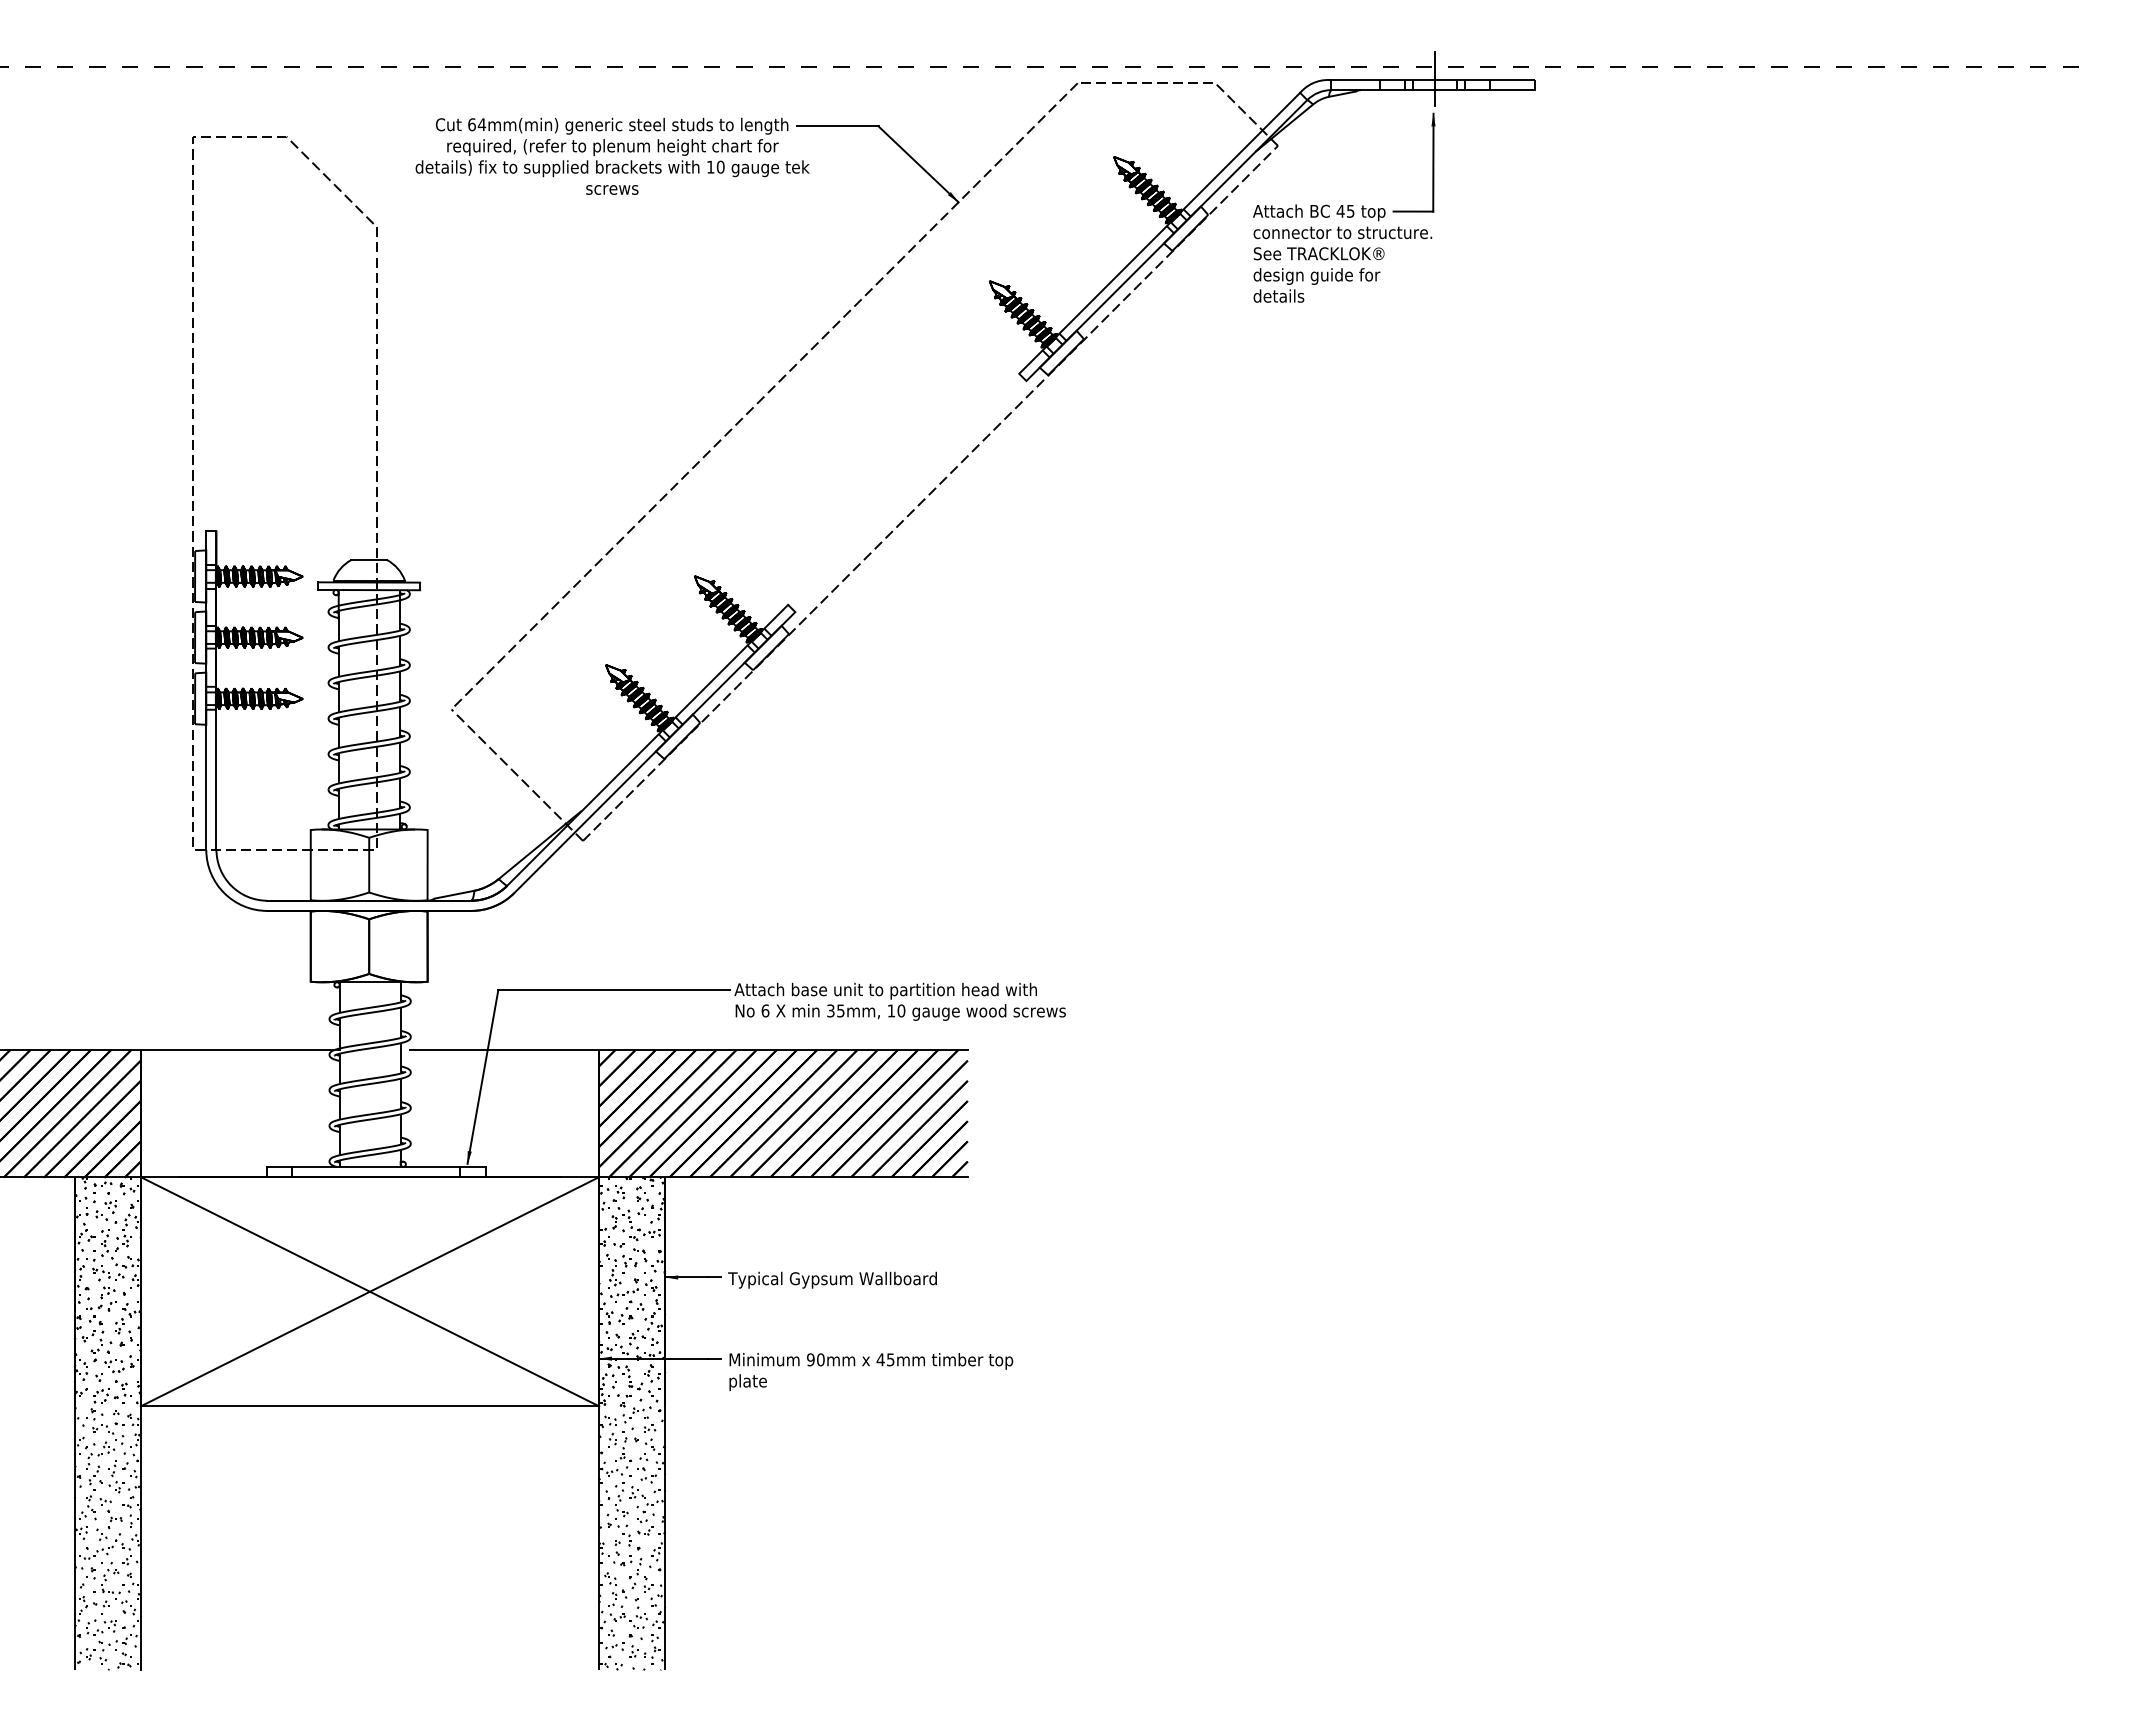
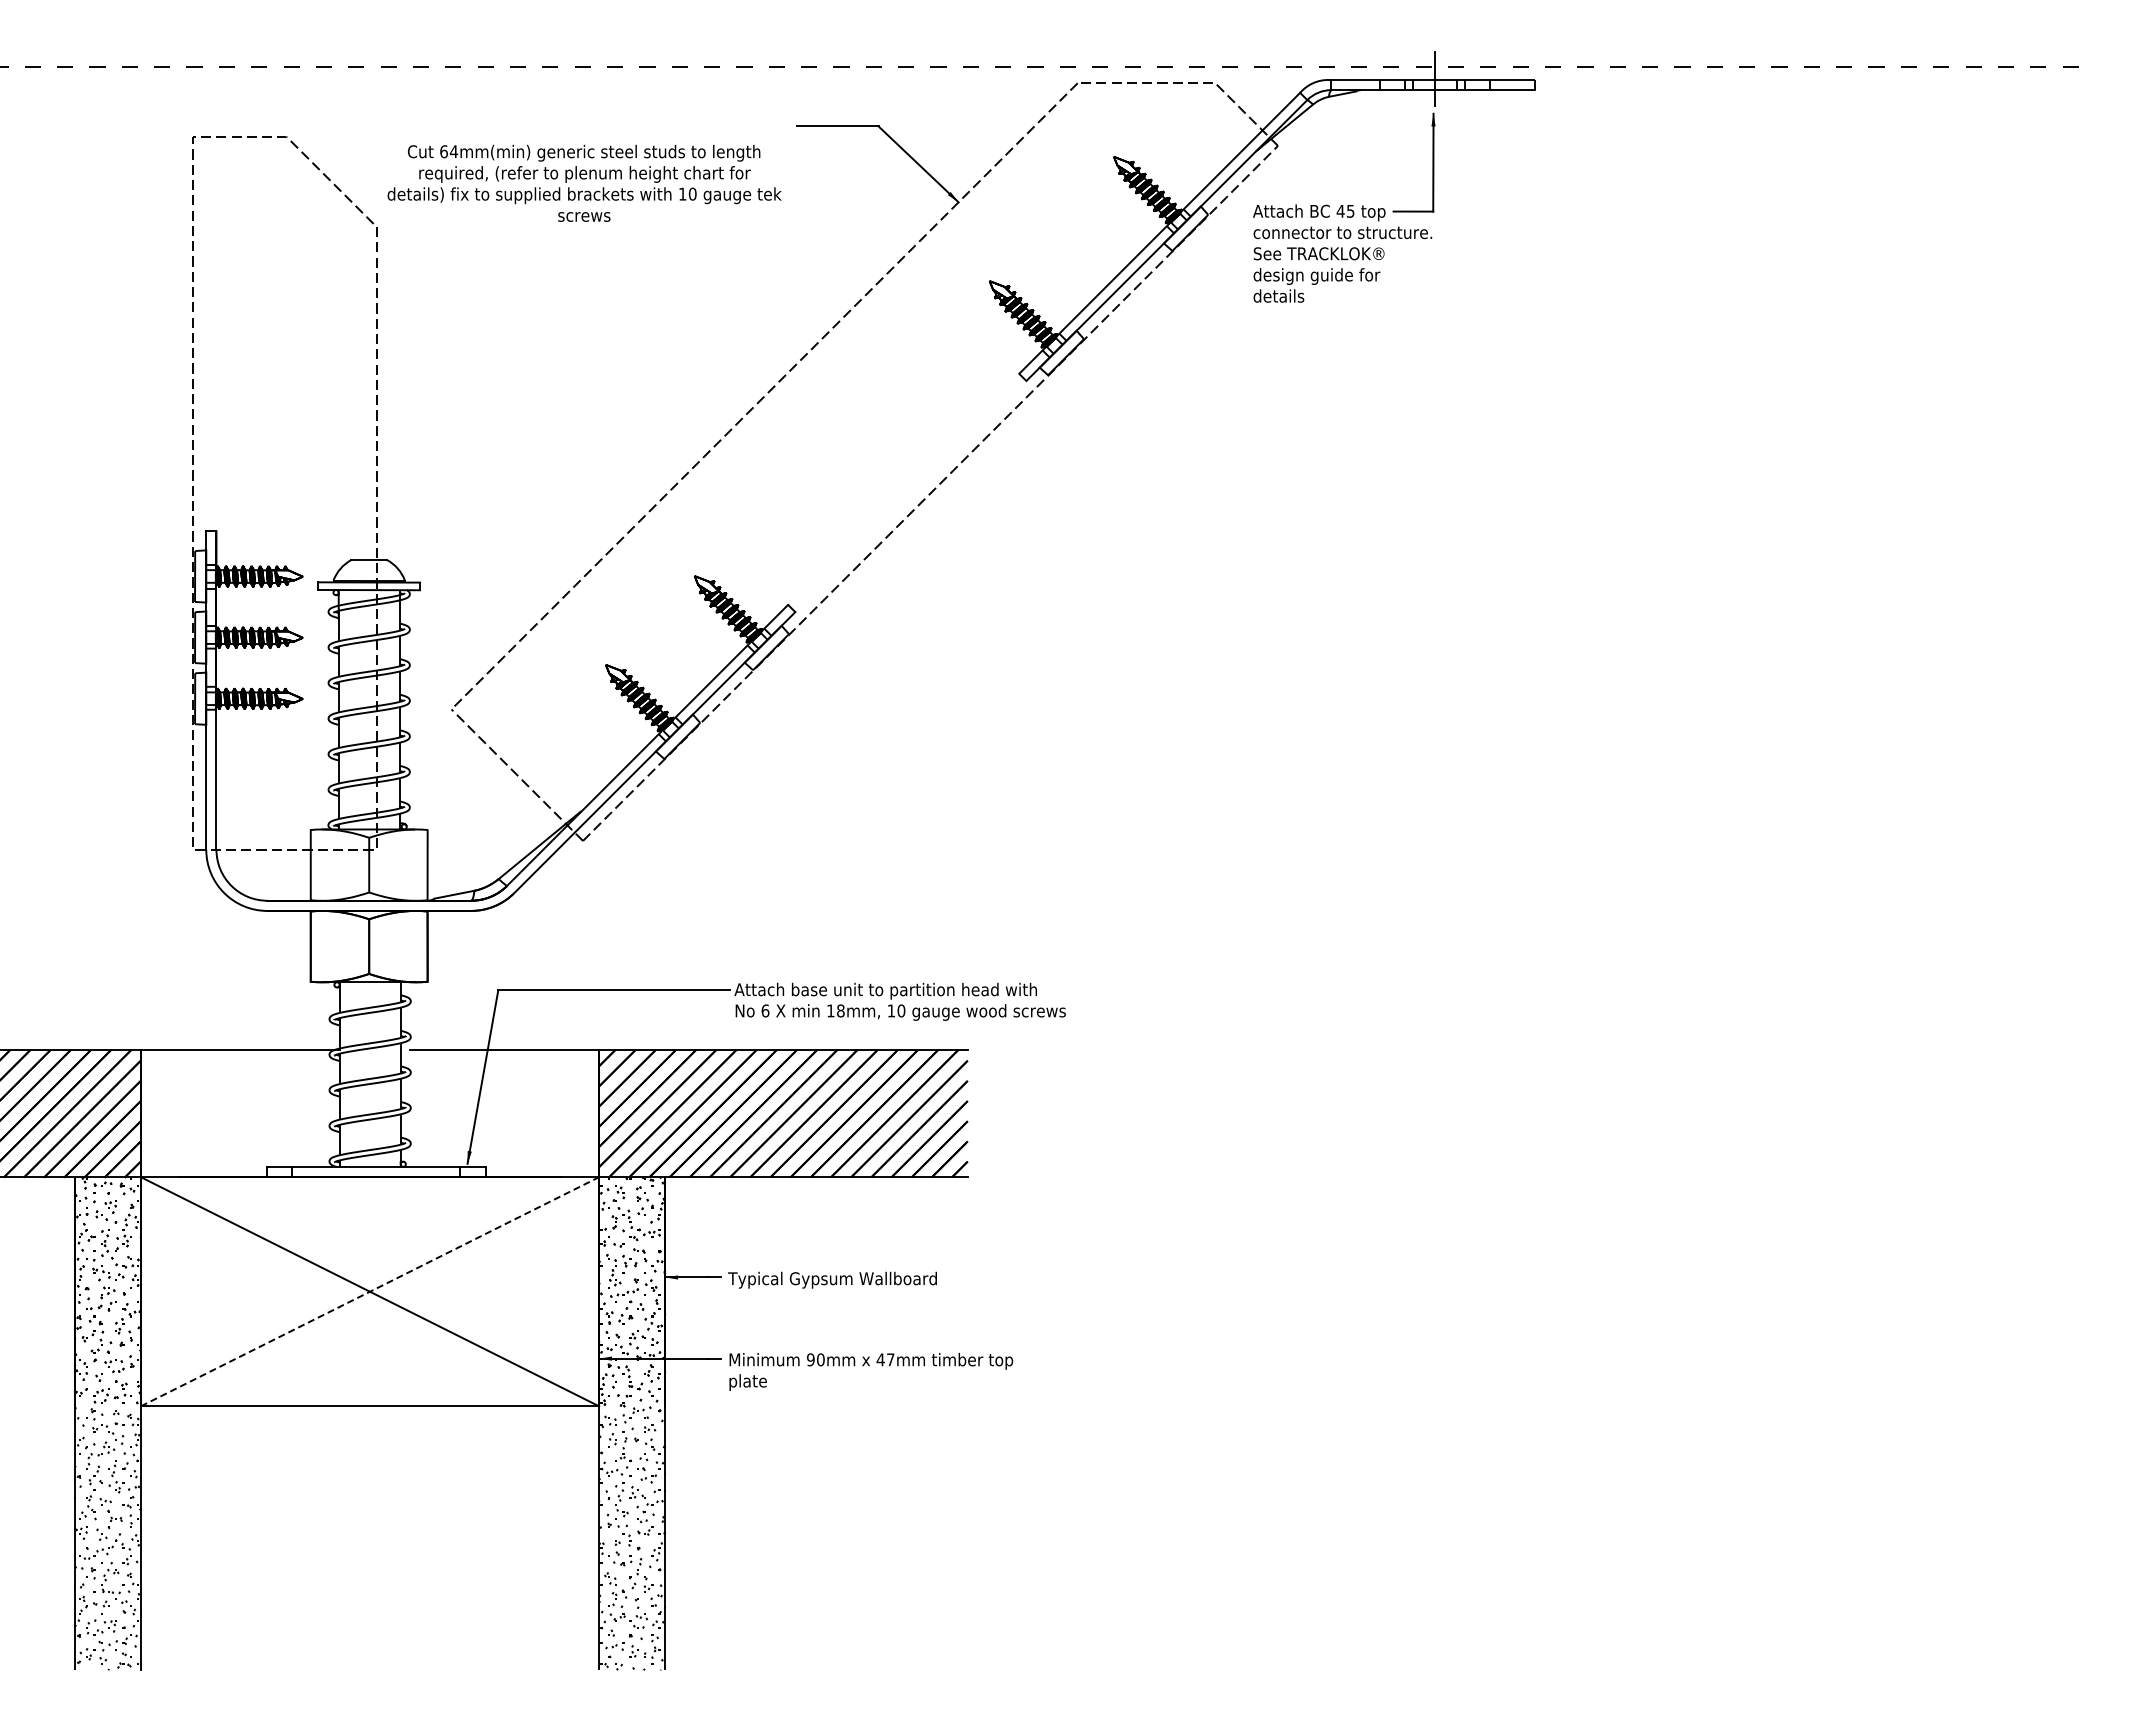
text position: (612, 155) -> (584, 182) (584, 182)
text: 35mm, -> 18mm, (835, 1010)
line: solid -> dashed (370, 1291)
text: 45mm -> 47mm (890, 1359)
